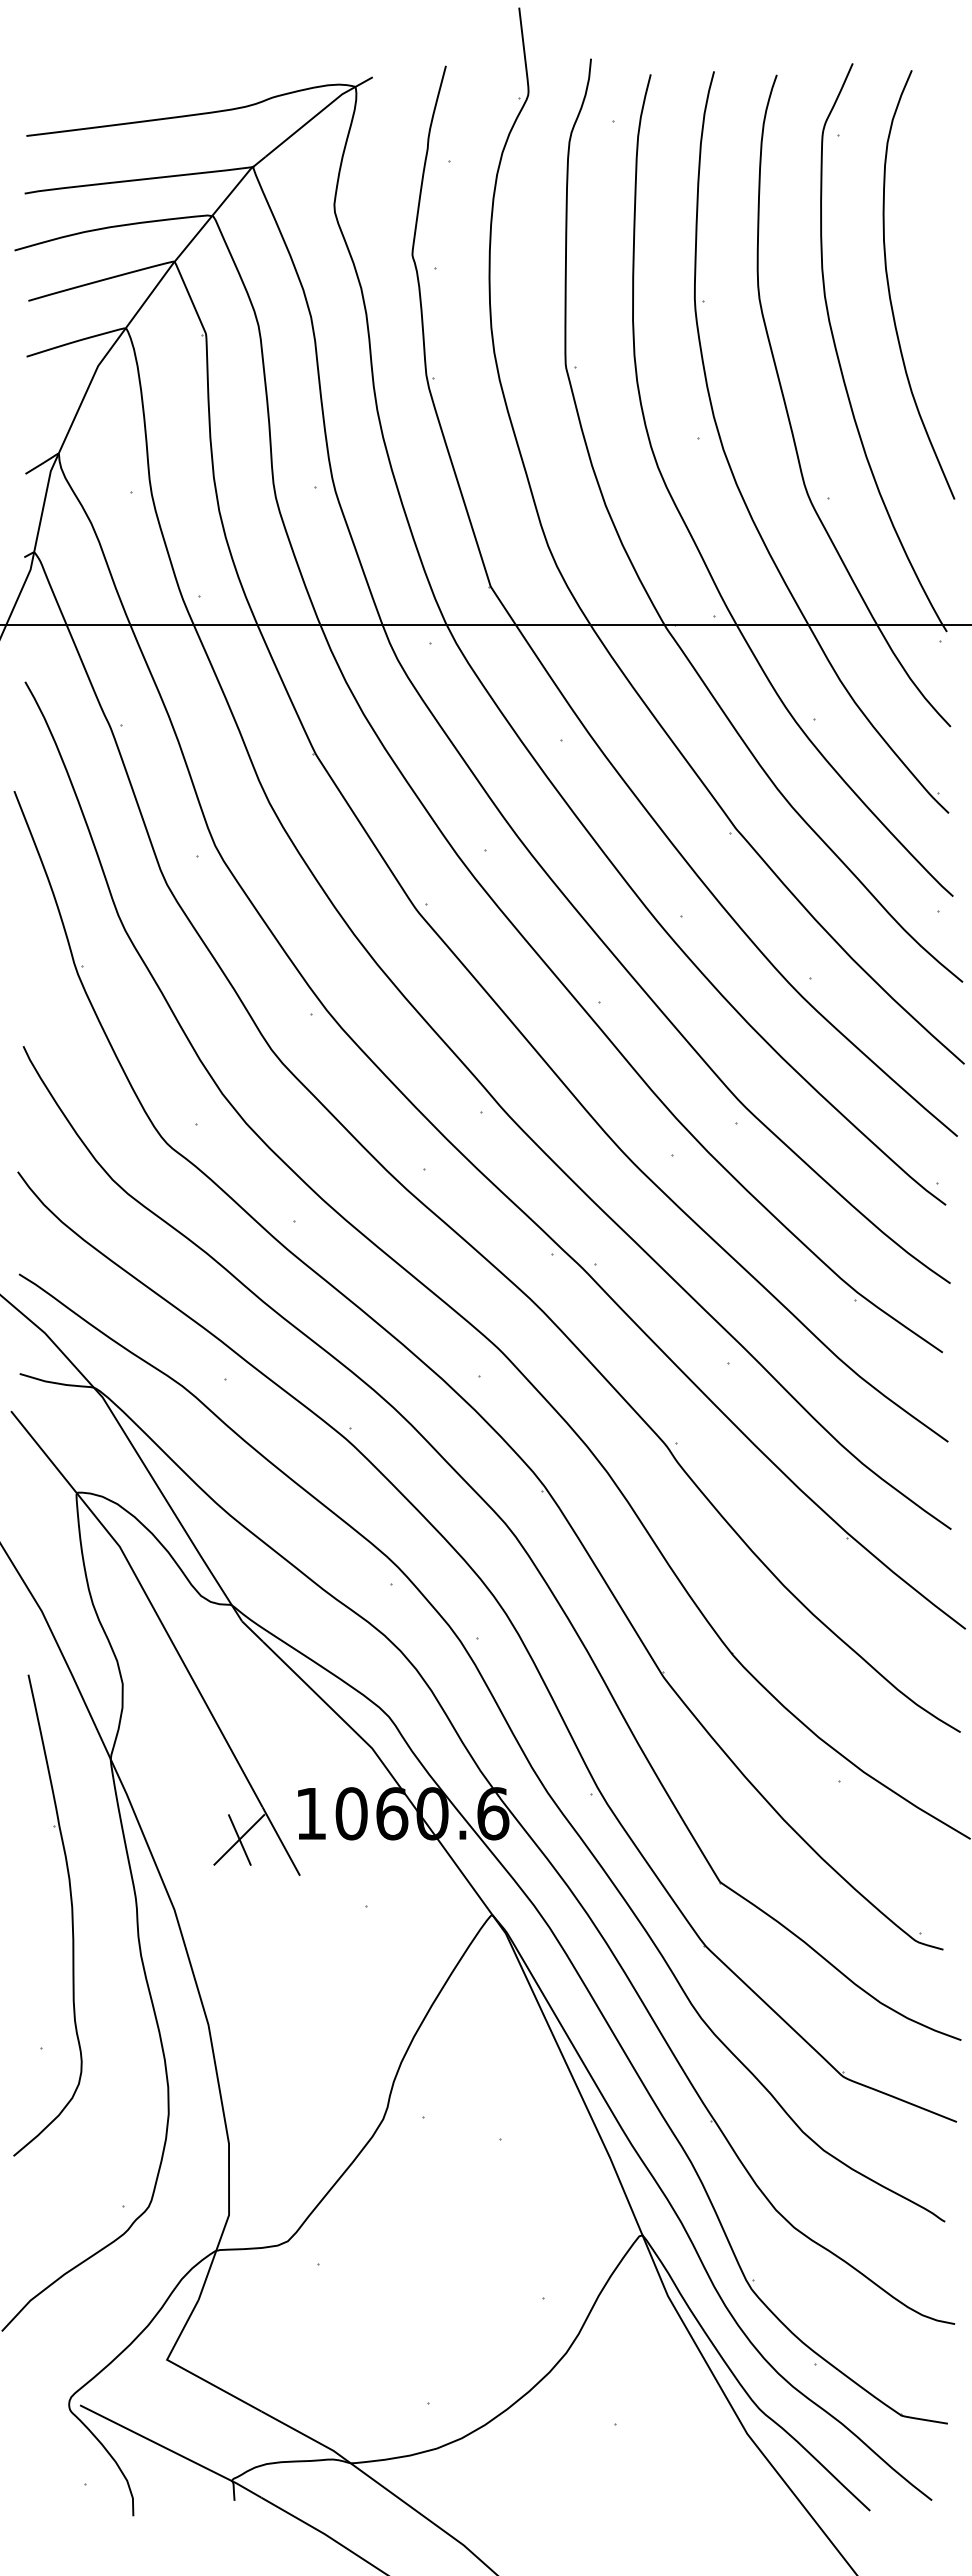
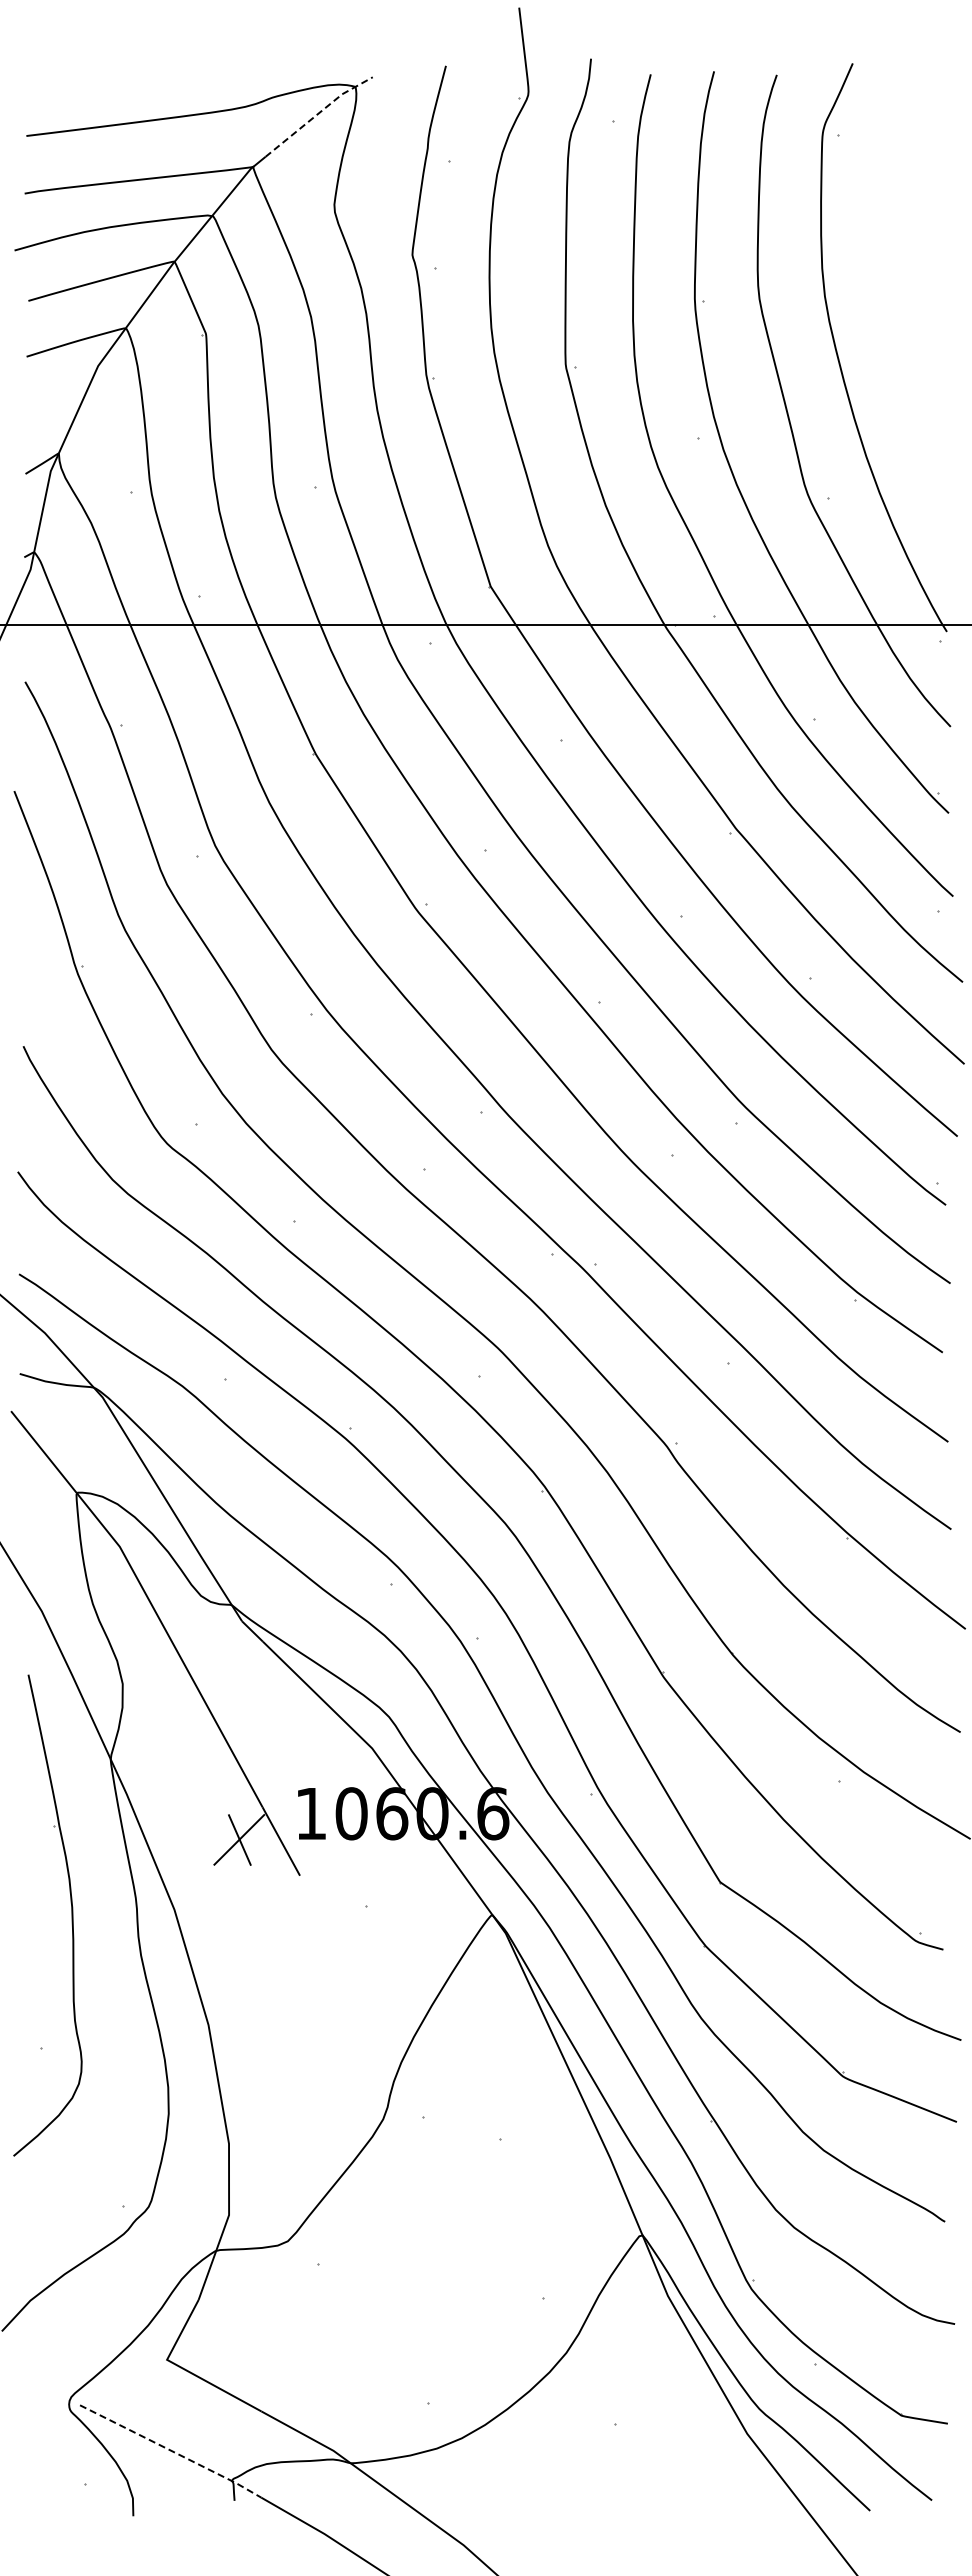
line: solid -> dashed (318, 113)
curve: present -> none (889, 284)
line: solid -> dashed (171, 2451)
